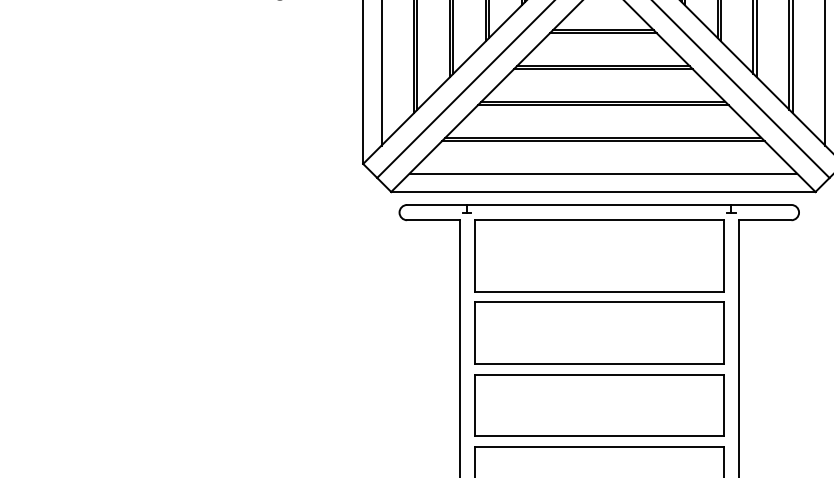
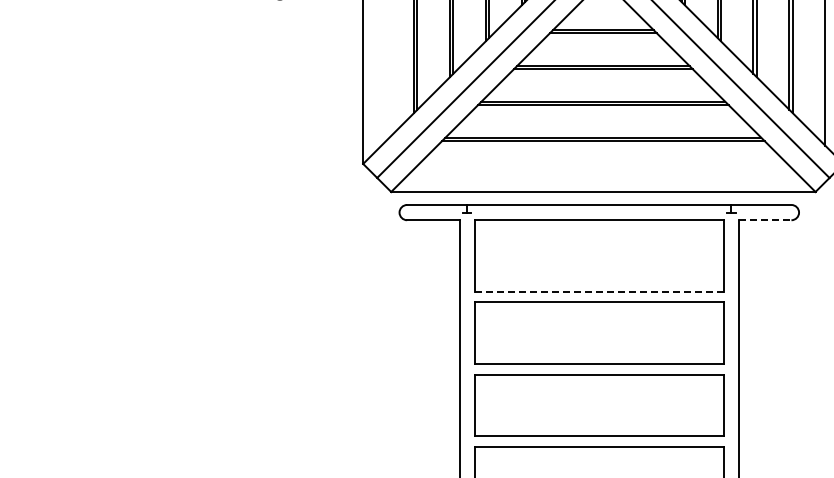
line: present -> none (381, 73)
line: present -> none (603, 173)
line: solid -> dashed (765, 220)
line: solid -> dashed (598, 292)
